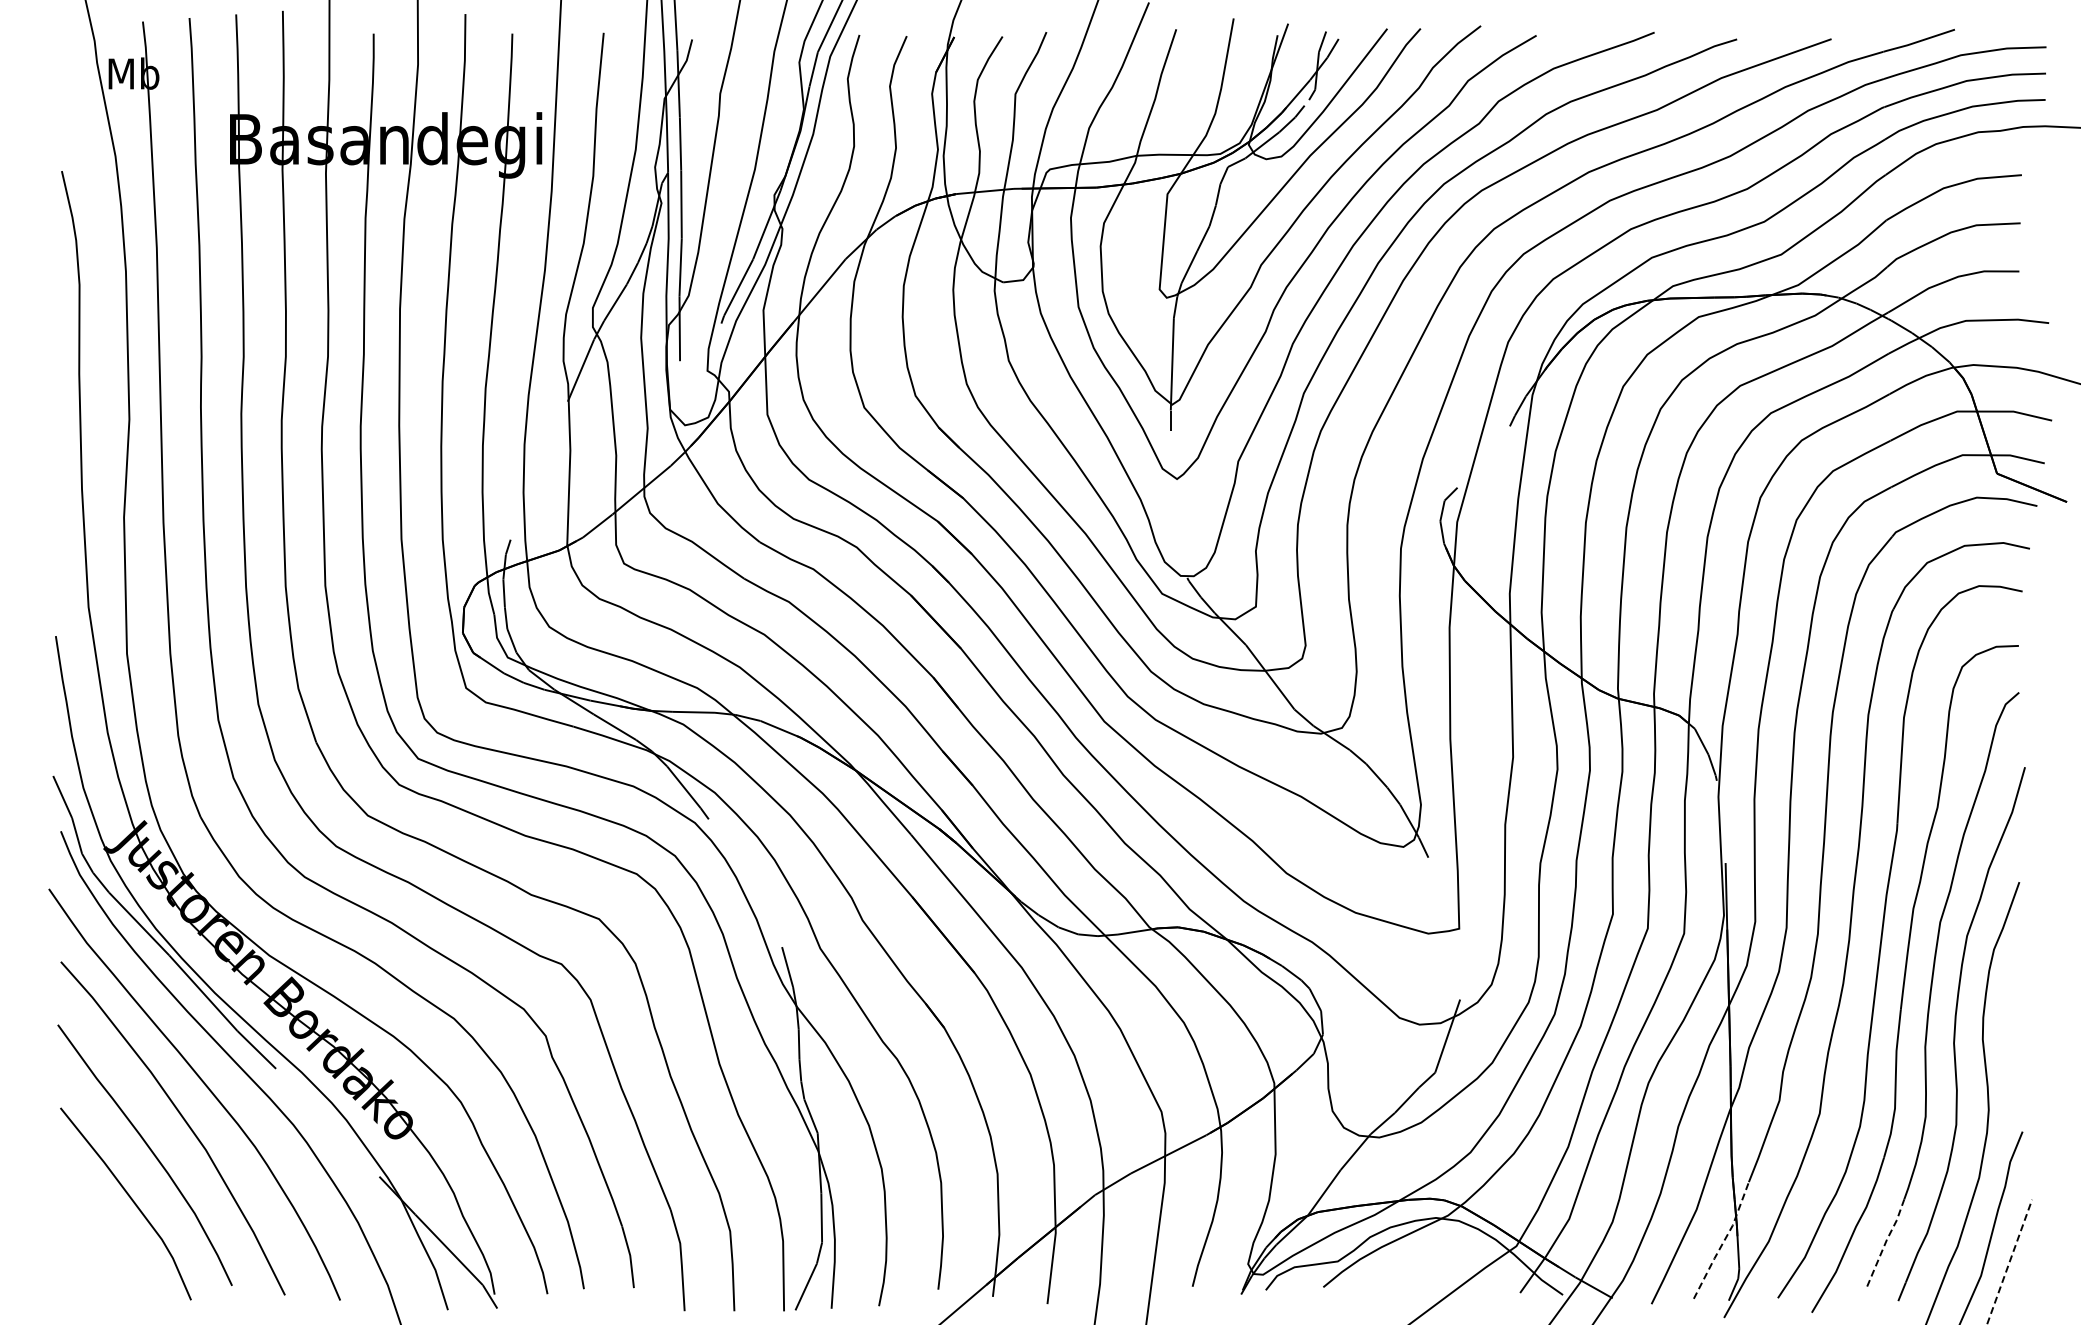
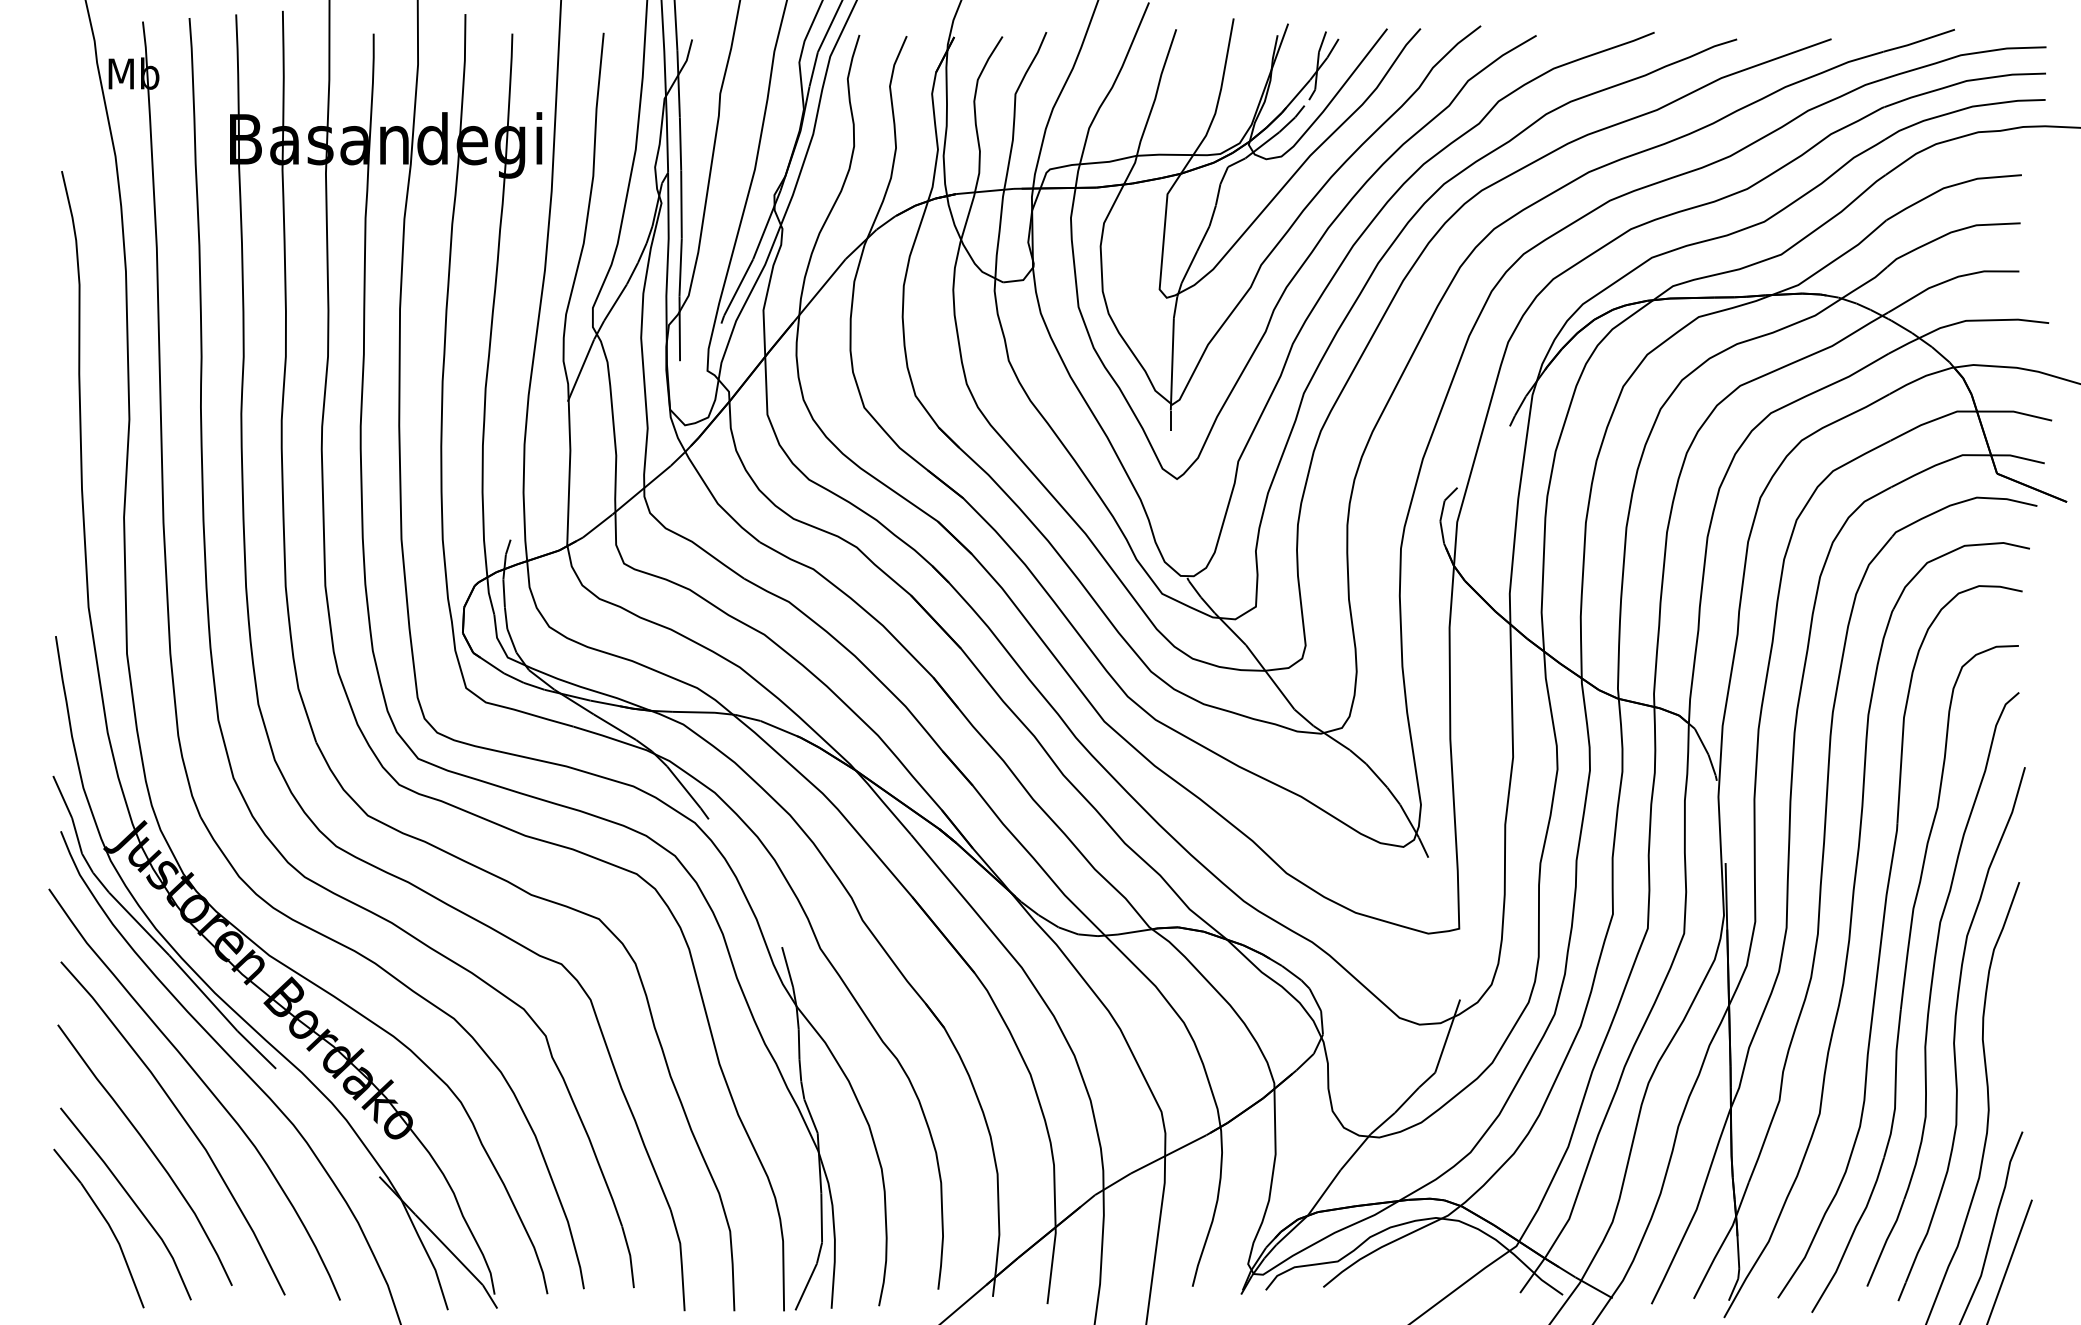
part: none -> present (107, 1224)
line: dashed -> solid (1886, 1240)
line: dashed -> solid (1724, 1241)
line: dashed -> solid (2009, 1261)
